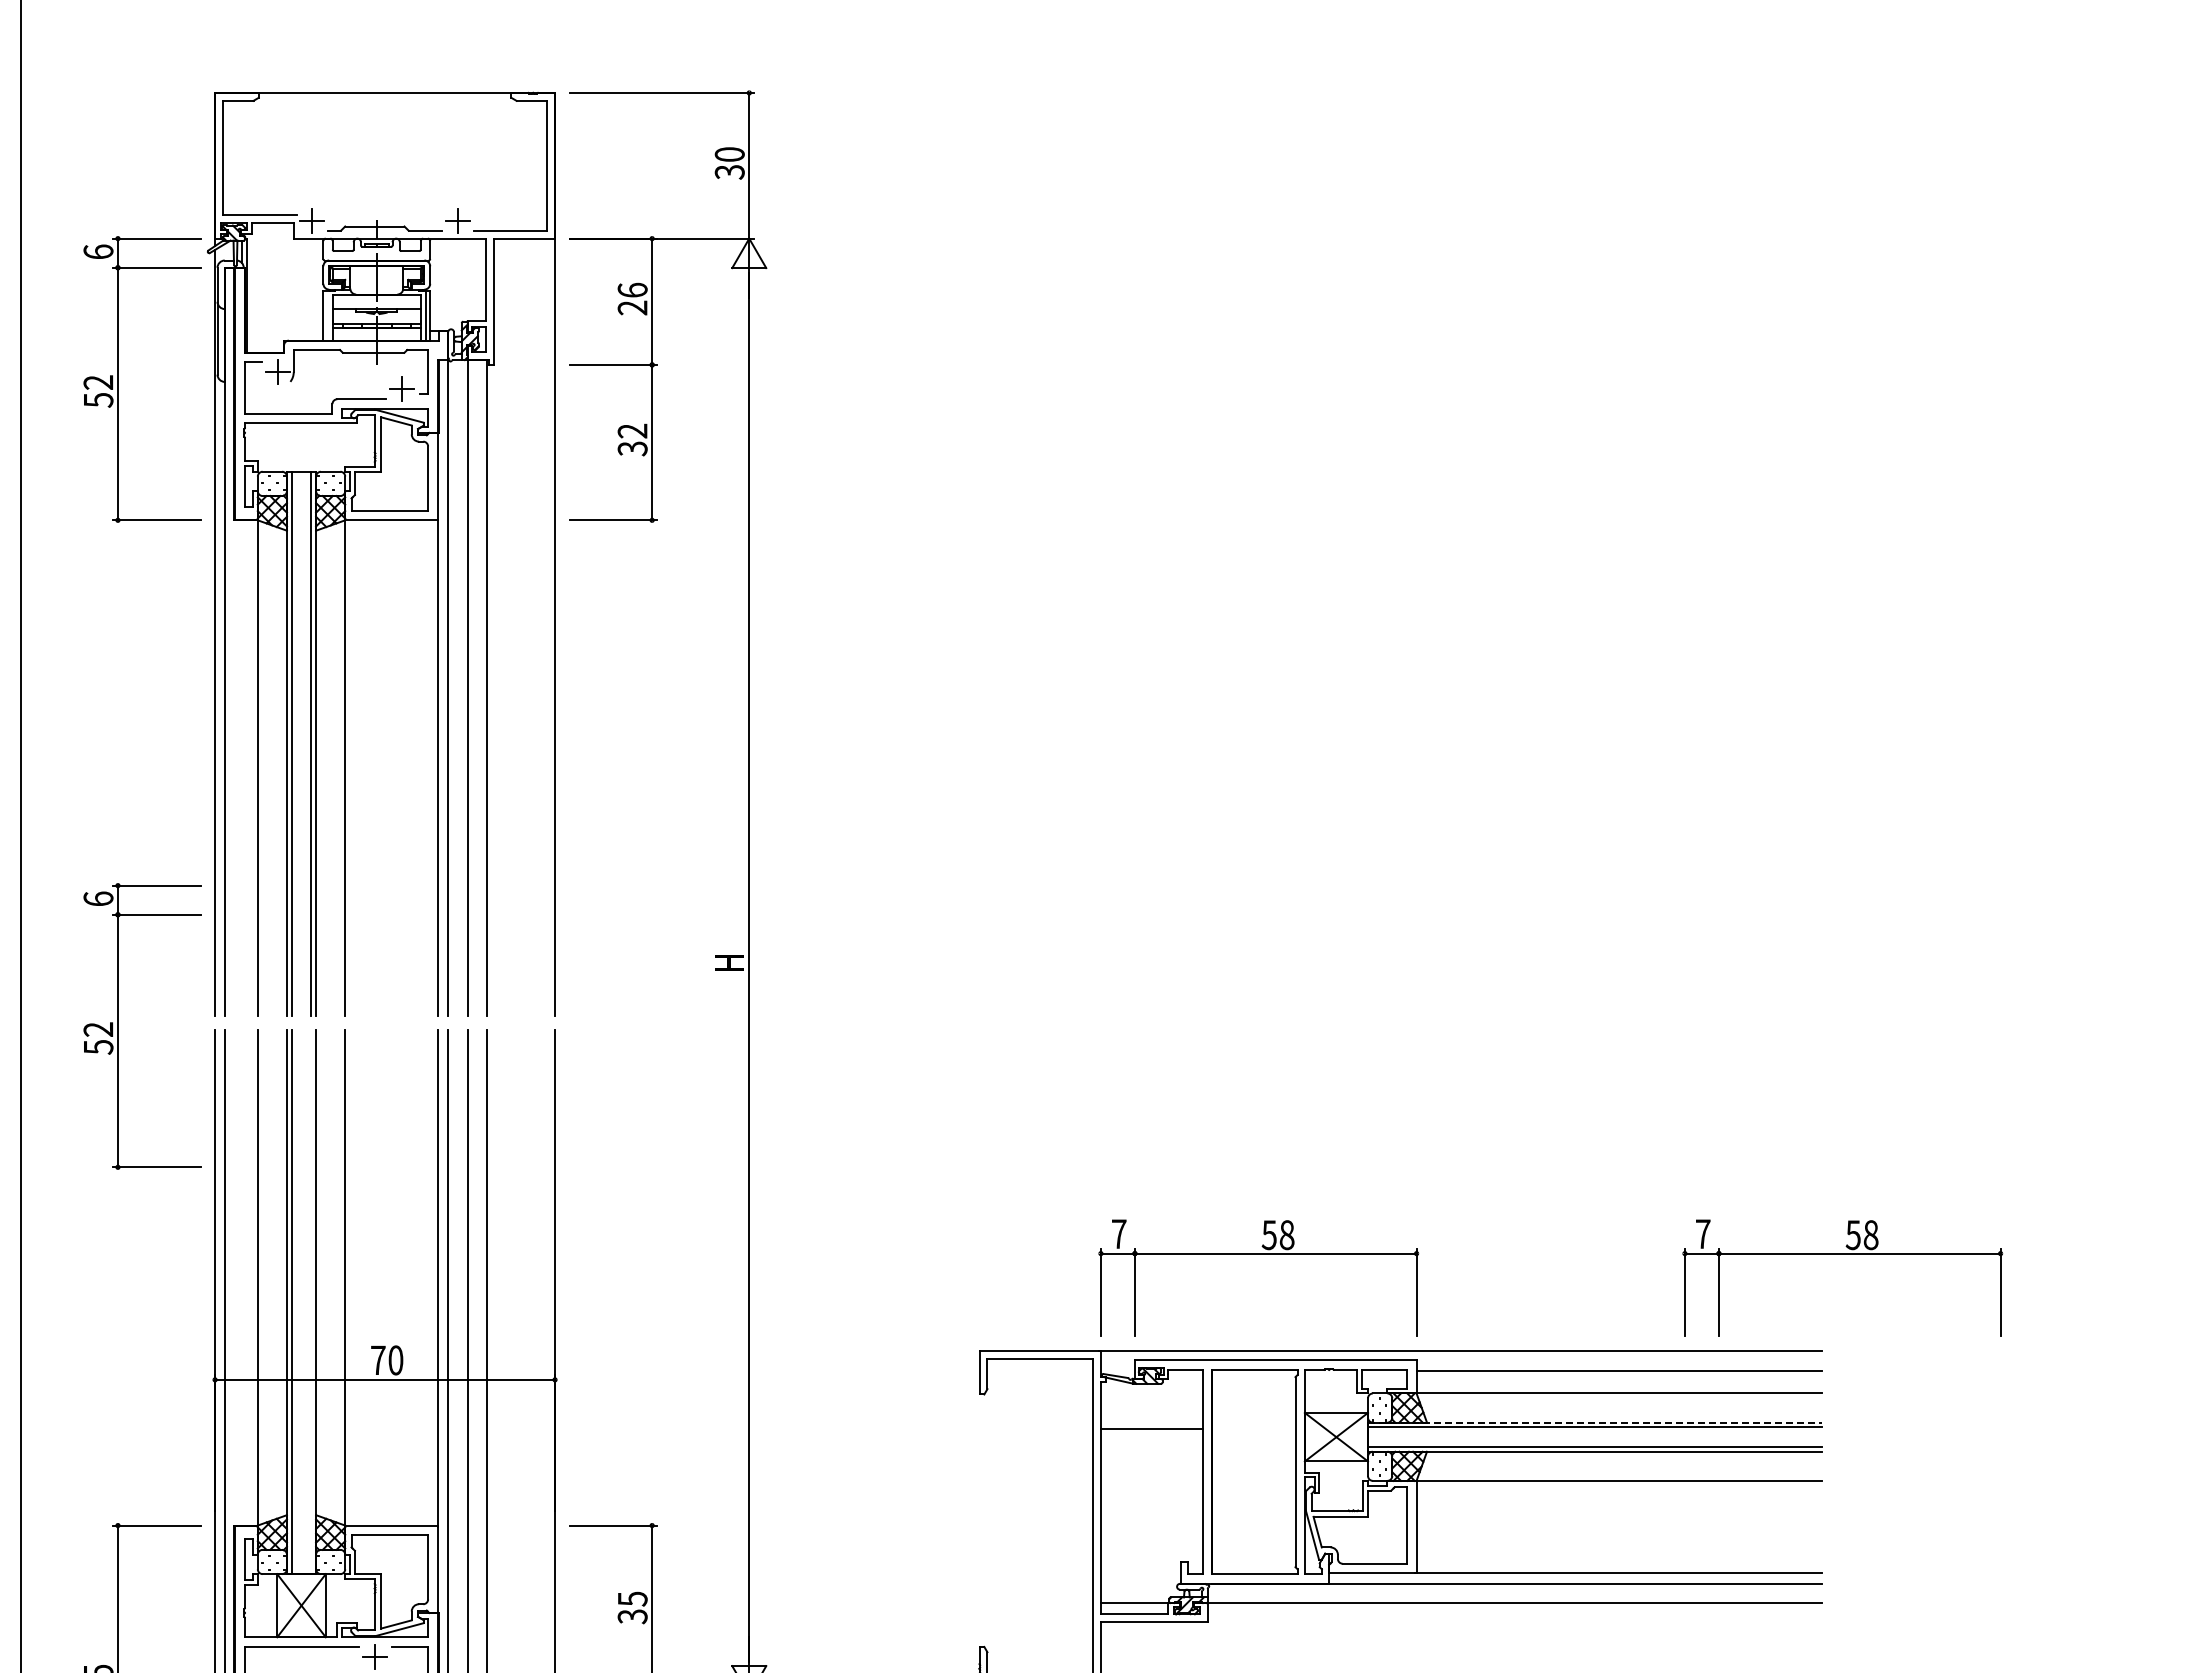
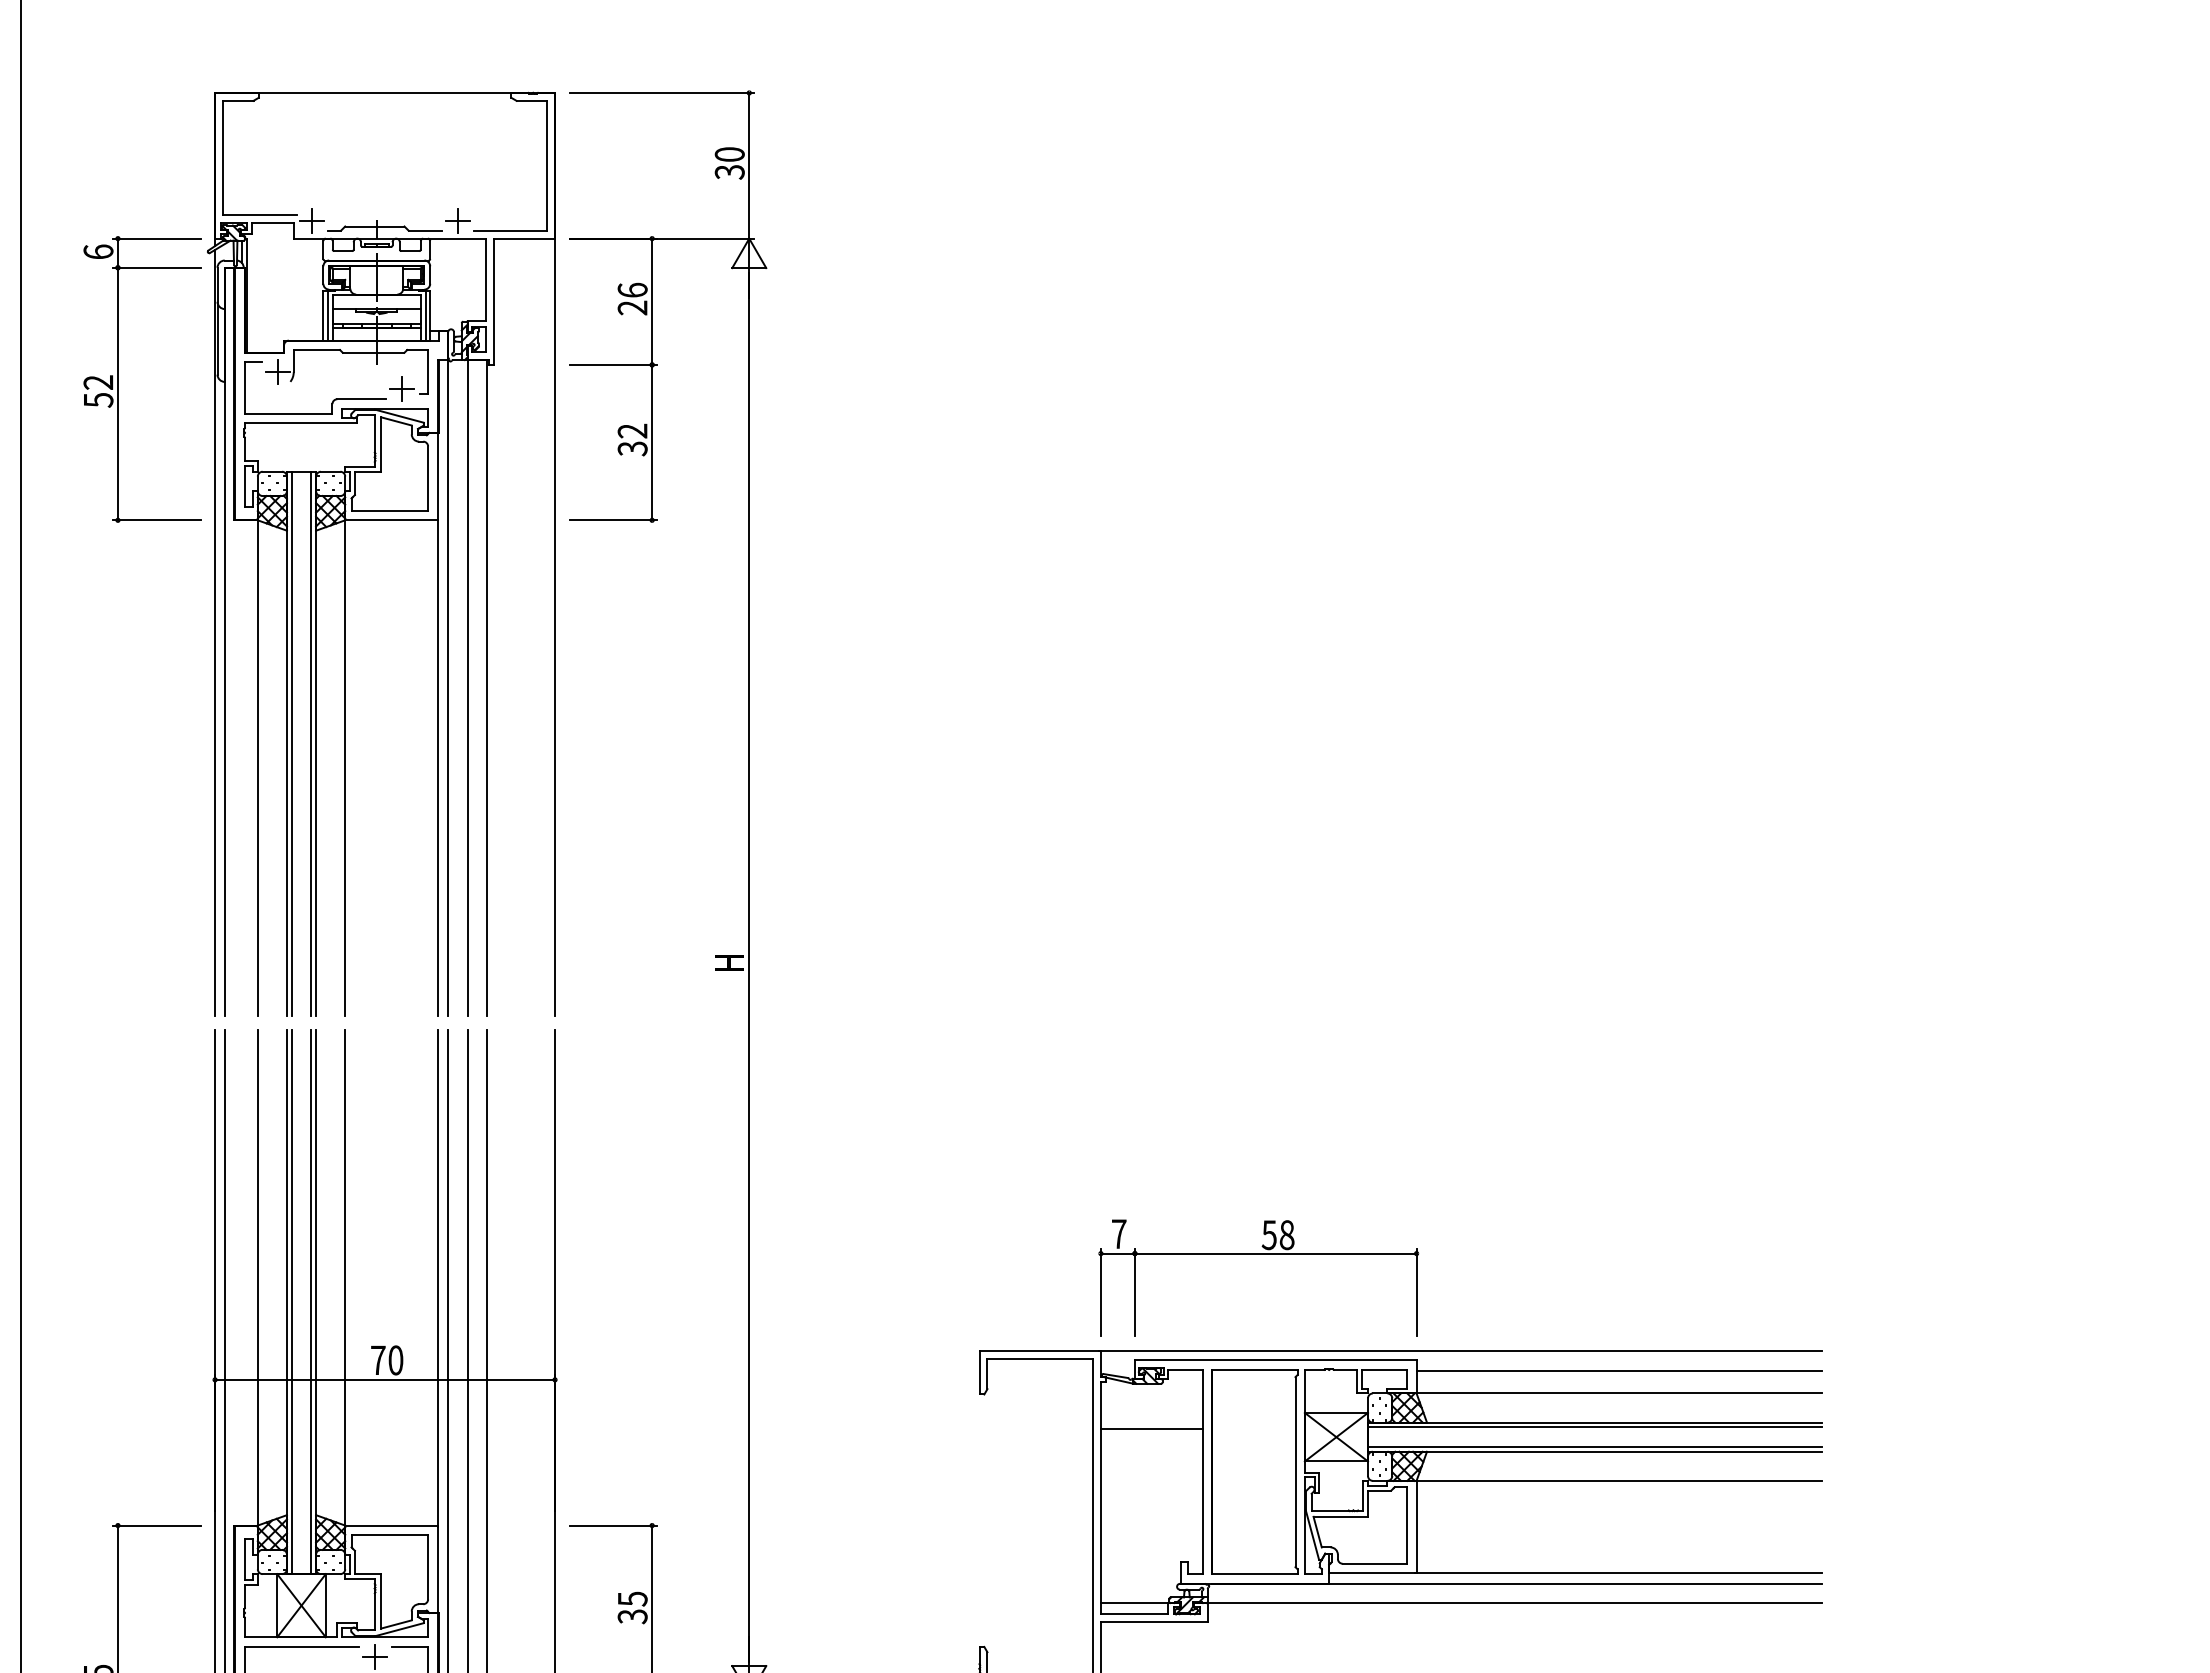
line: none -> present (327, 315)
part: present -> none (118, 1026)
part: present -> none (1842, 1254)
line: none -> present (311, 1302)
line: dashed -> solid (1595, 1422)
